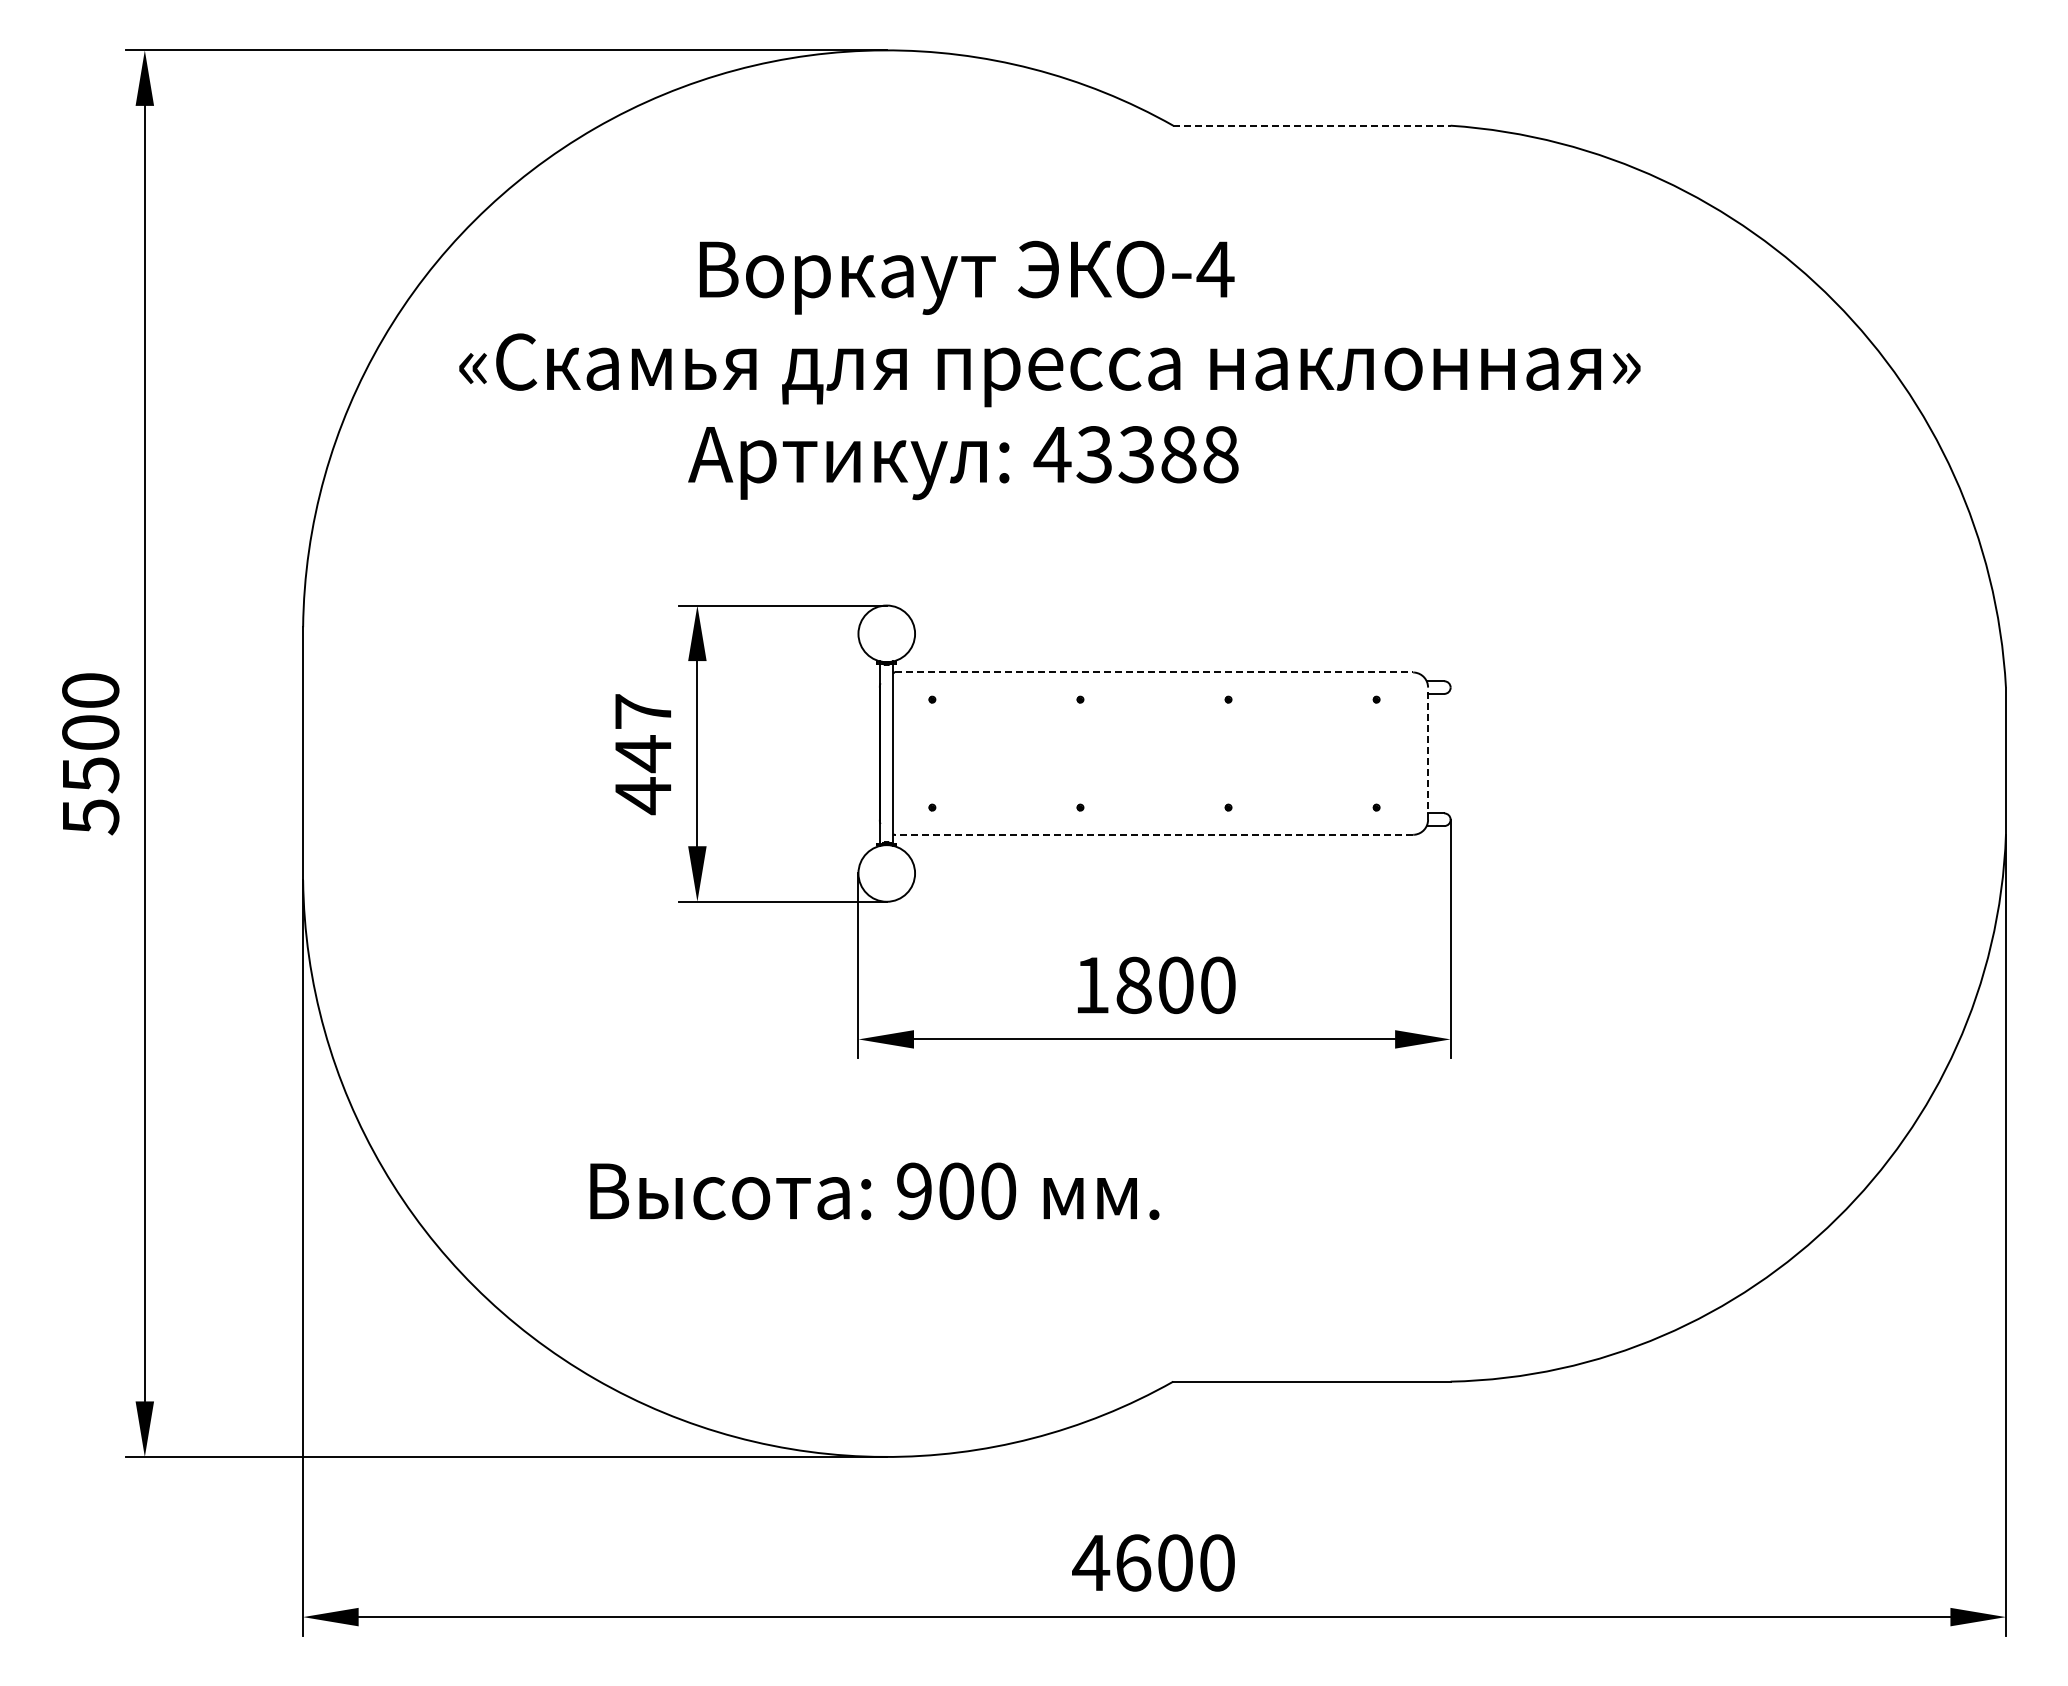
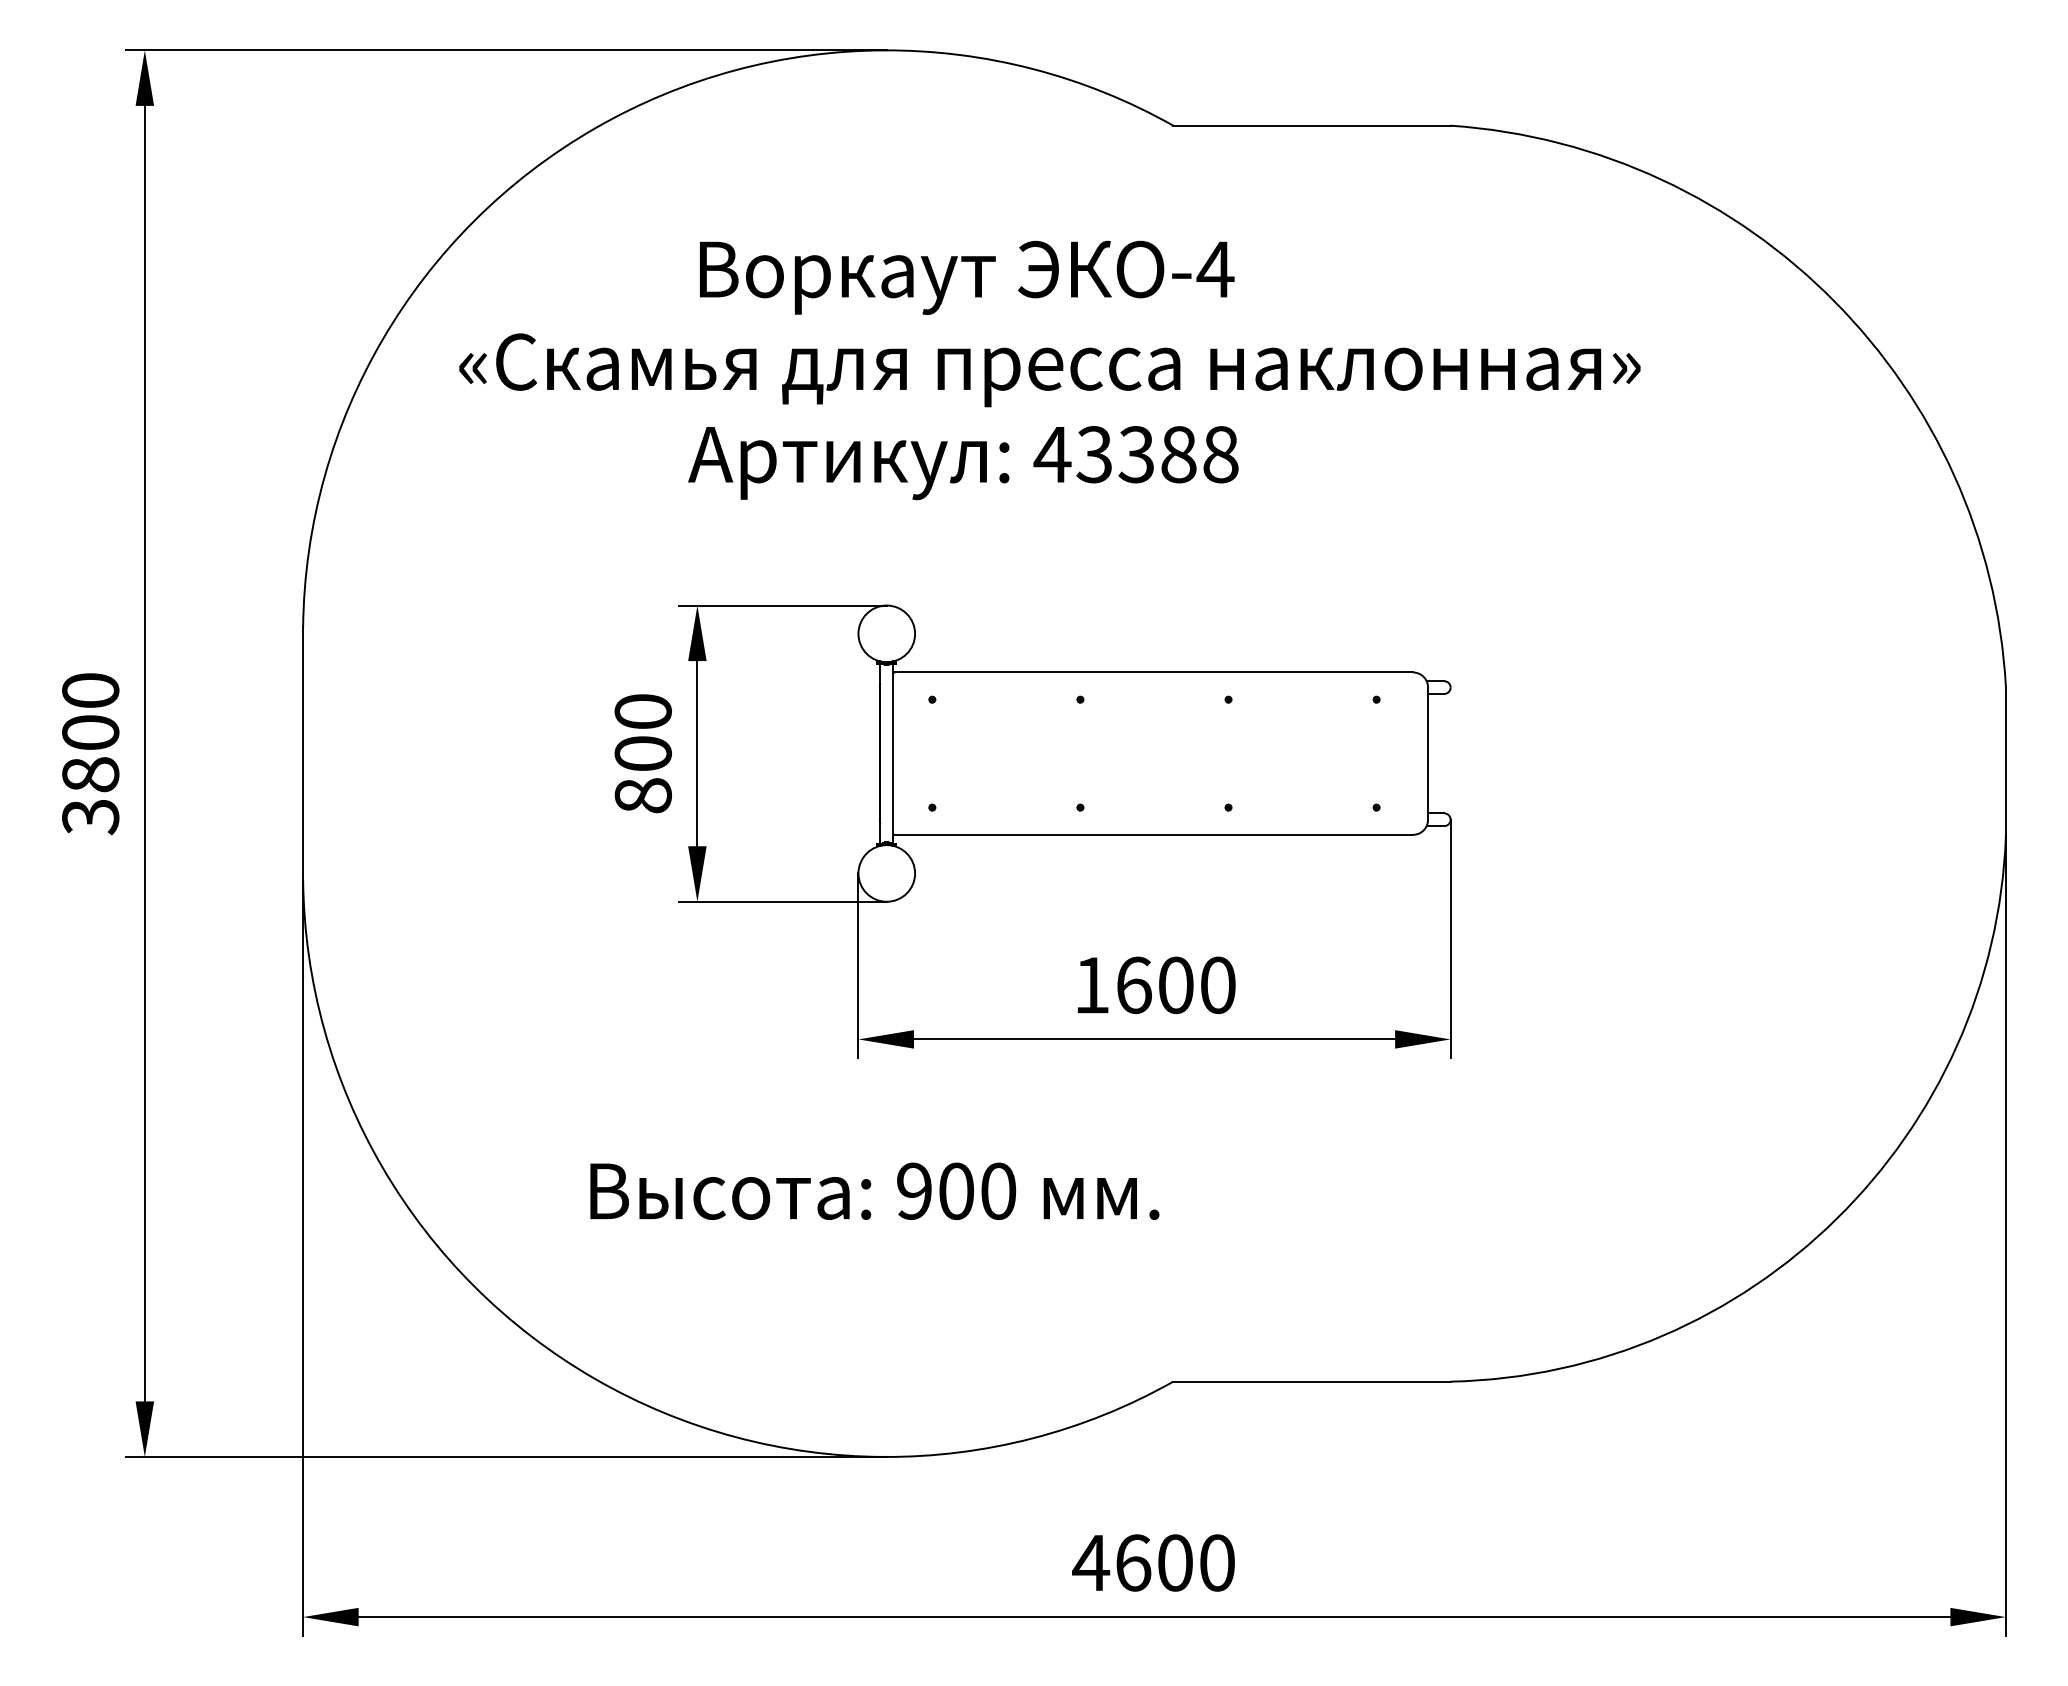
line: dashed -> solid (1311, 125)
line: dashed -> solid (1154, 672)
line: dashed -> solid (1428, 753)
text: 447 -> 800 (642, 754)
text: 5500 -> 3800 (90, 796)
line: dashed -> solid (1153, 834)
text: 1800 -> 1600 (1133, 985)
